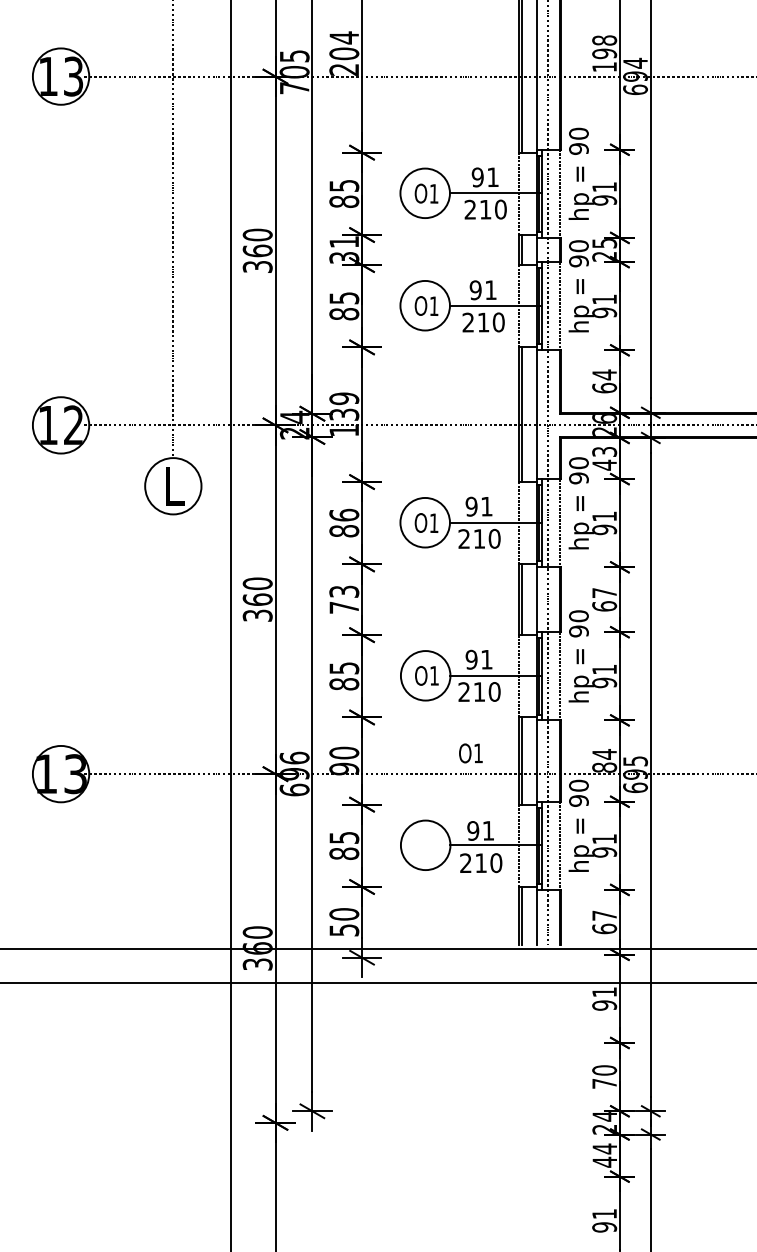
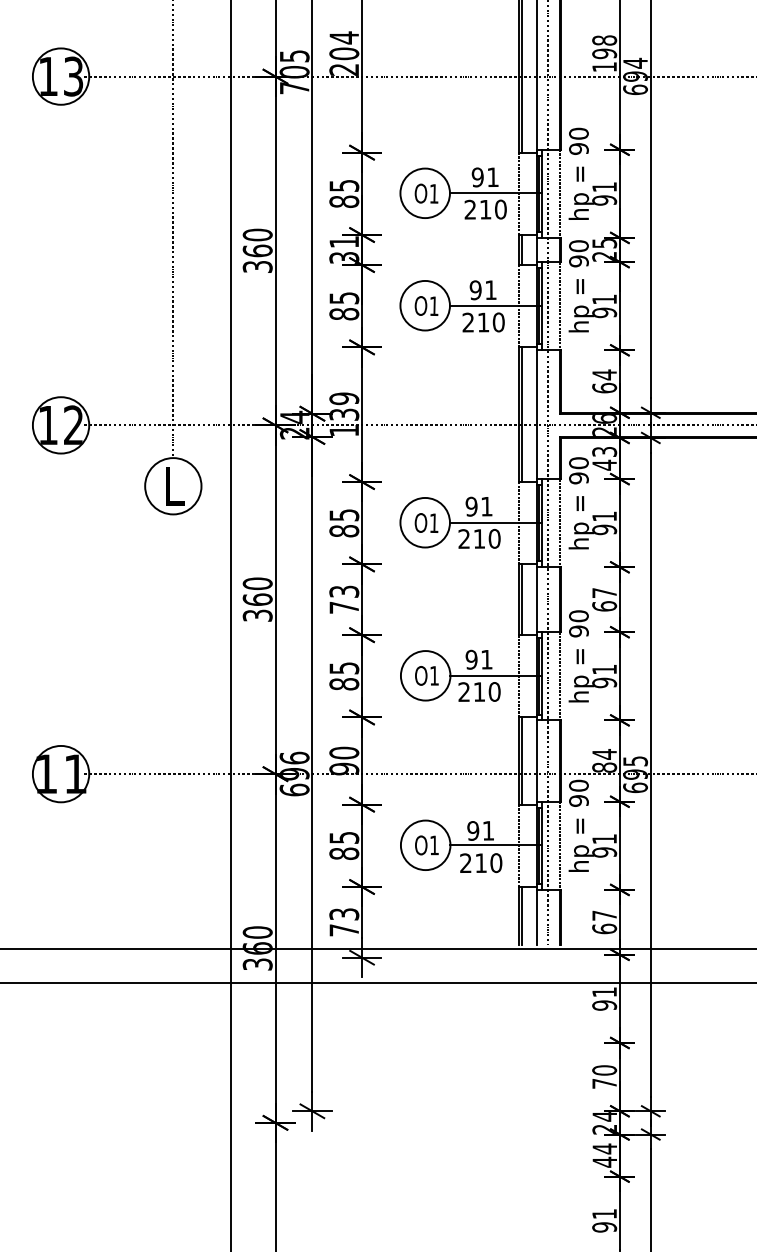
text: 86 -> 85 (344, 514)
text position: (470, 753) -> (426, 845) (426, 845)
text: 13 -> 11 (75, 774)
text: 50 -> 73 (344, 922)
